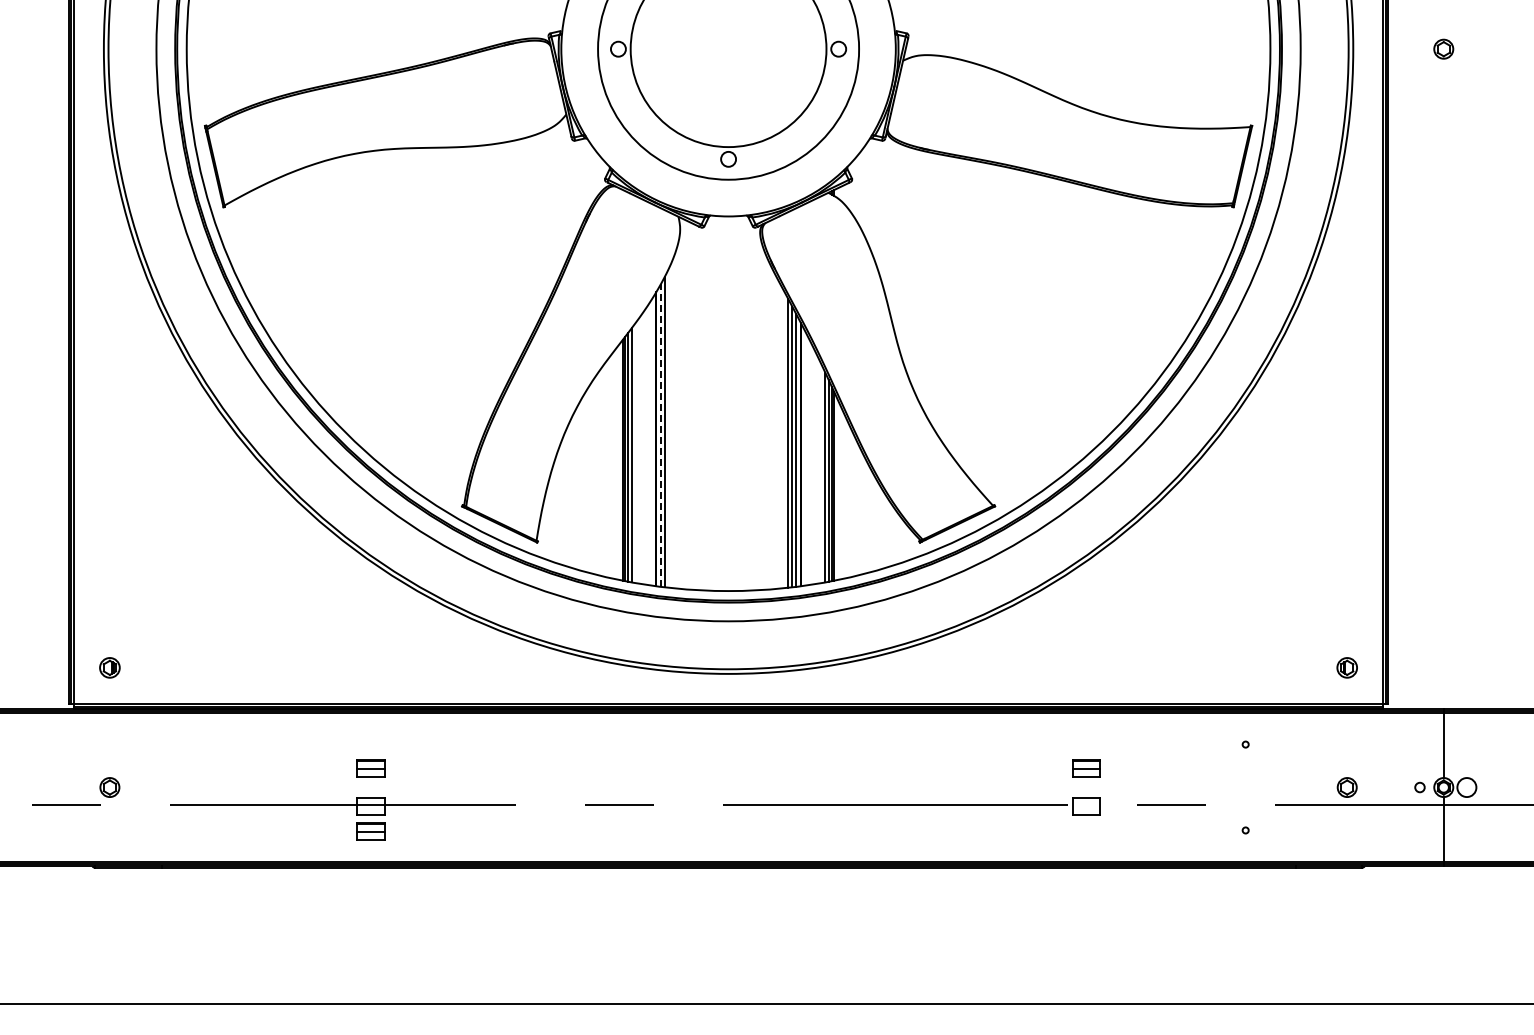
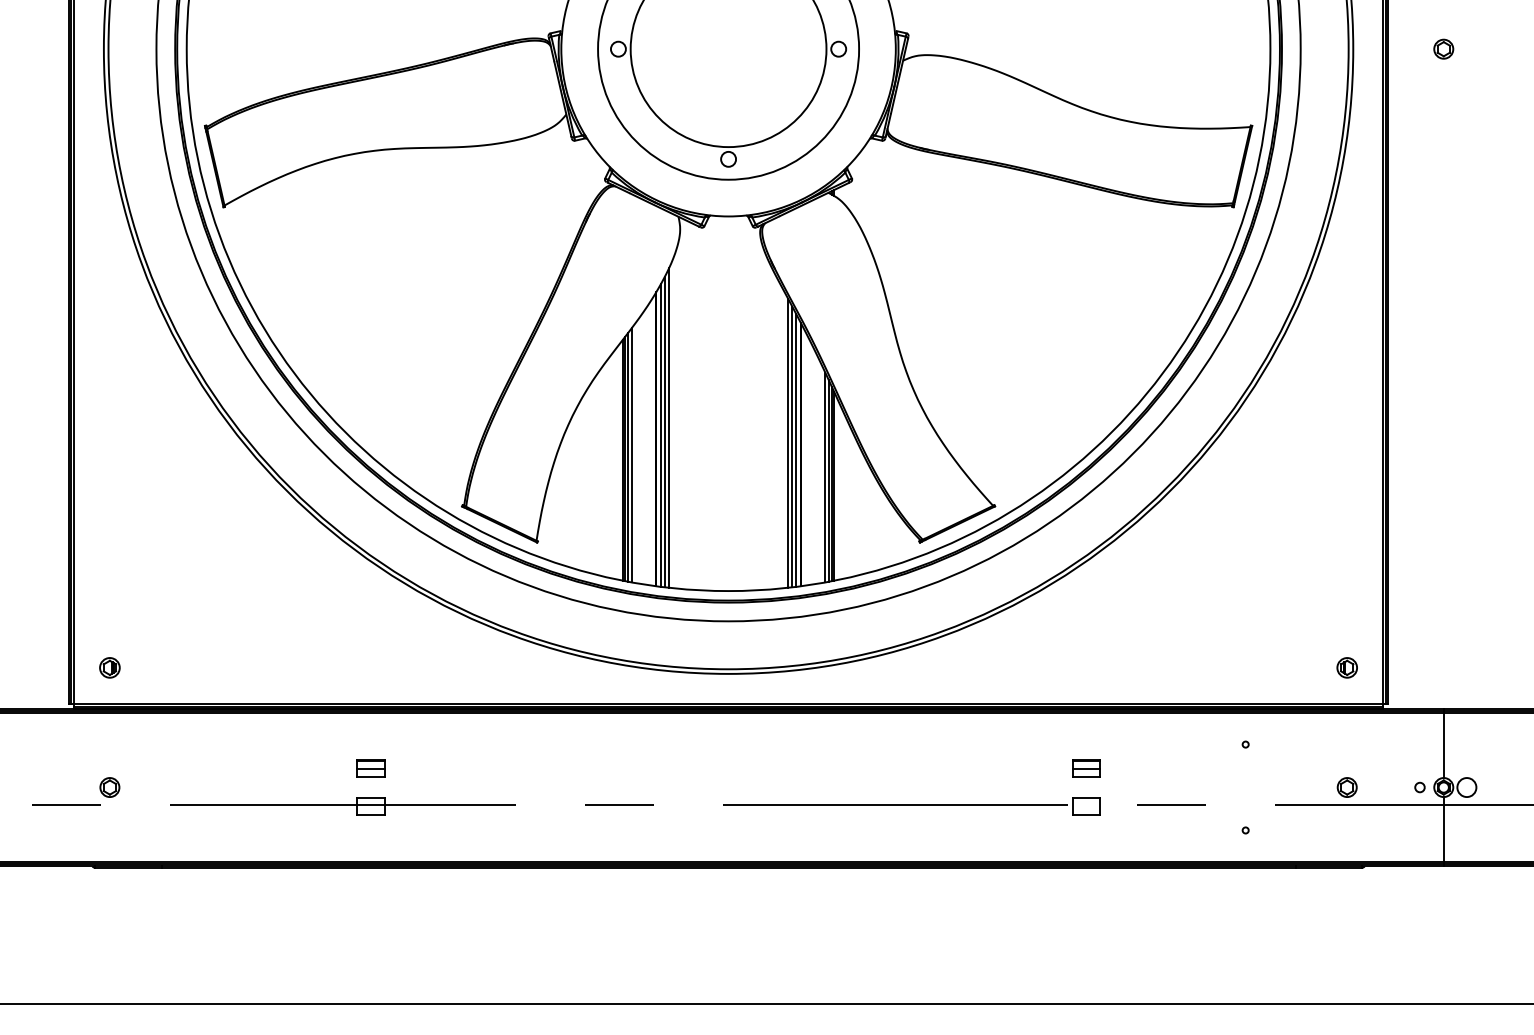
line: none -> present (669, 427)
line: dashed -> solid (660, 434)
part: present -> none (370, 831)
